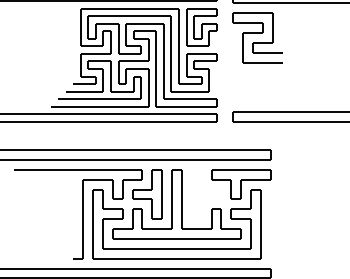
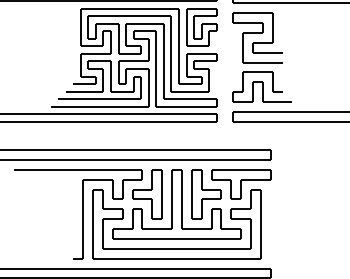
part: none -> present (261, 86)
part: none -> present (206, 194)
